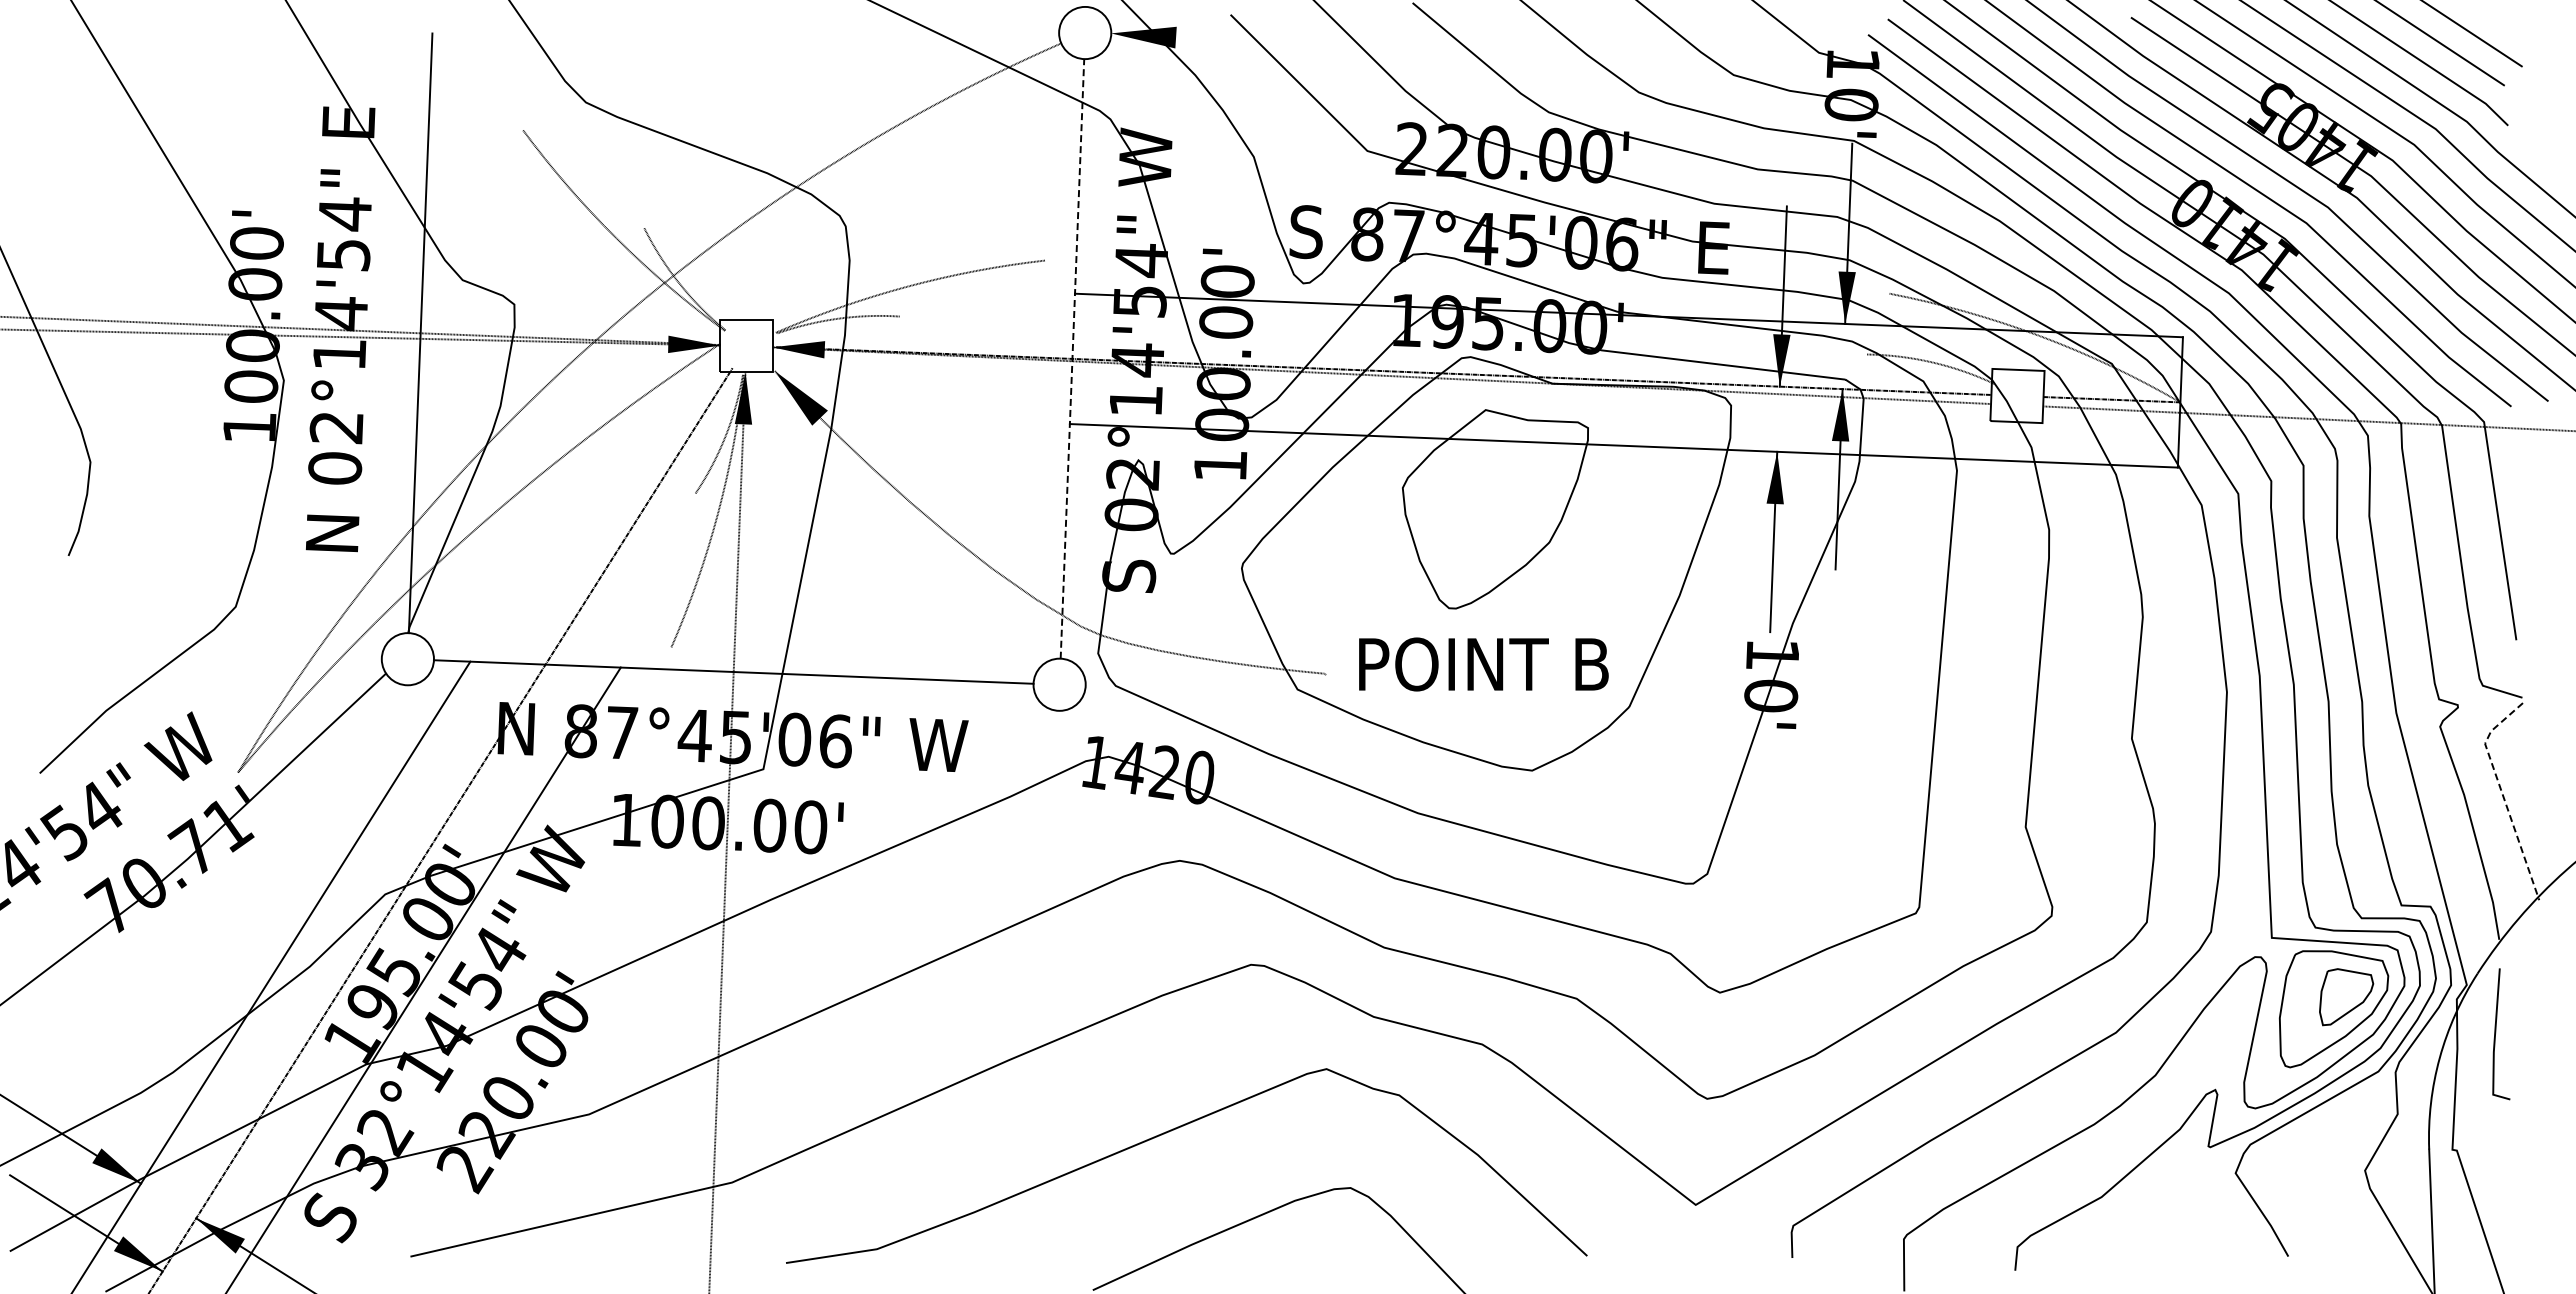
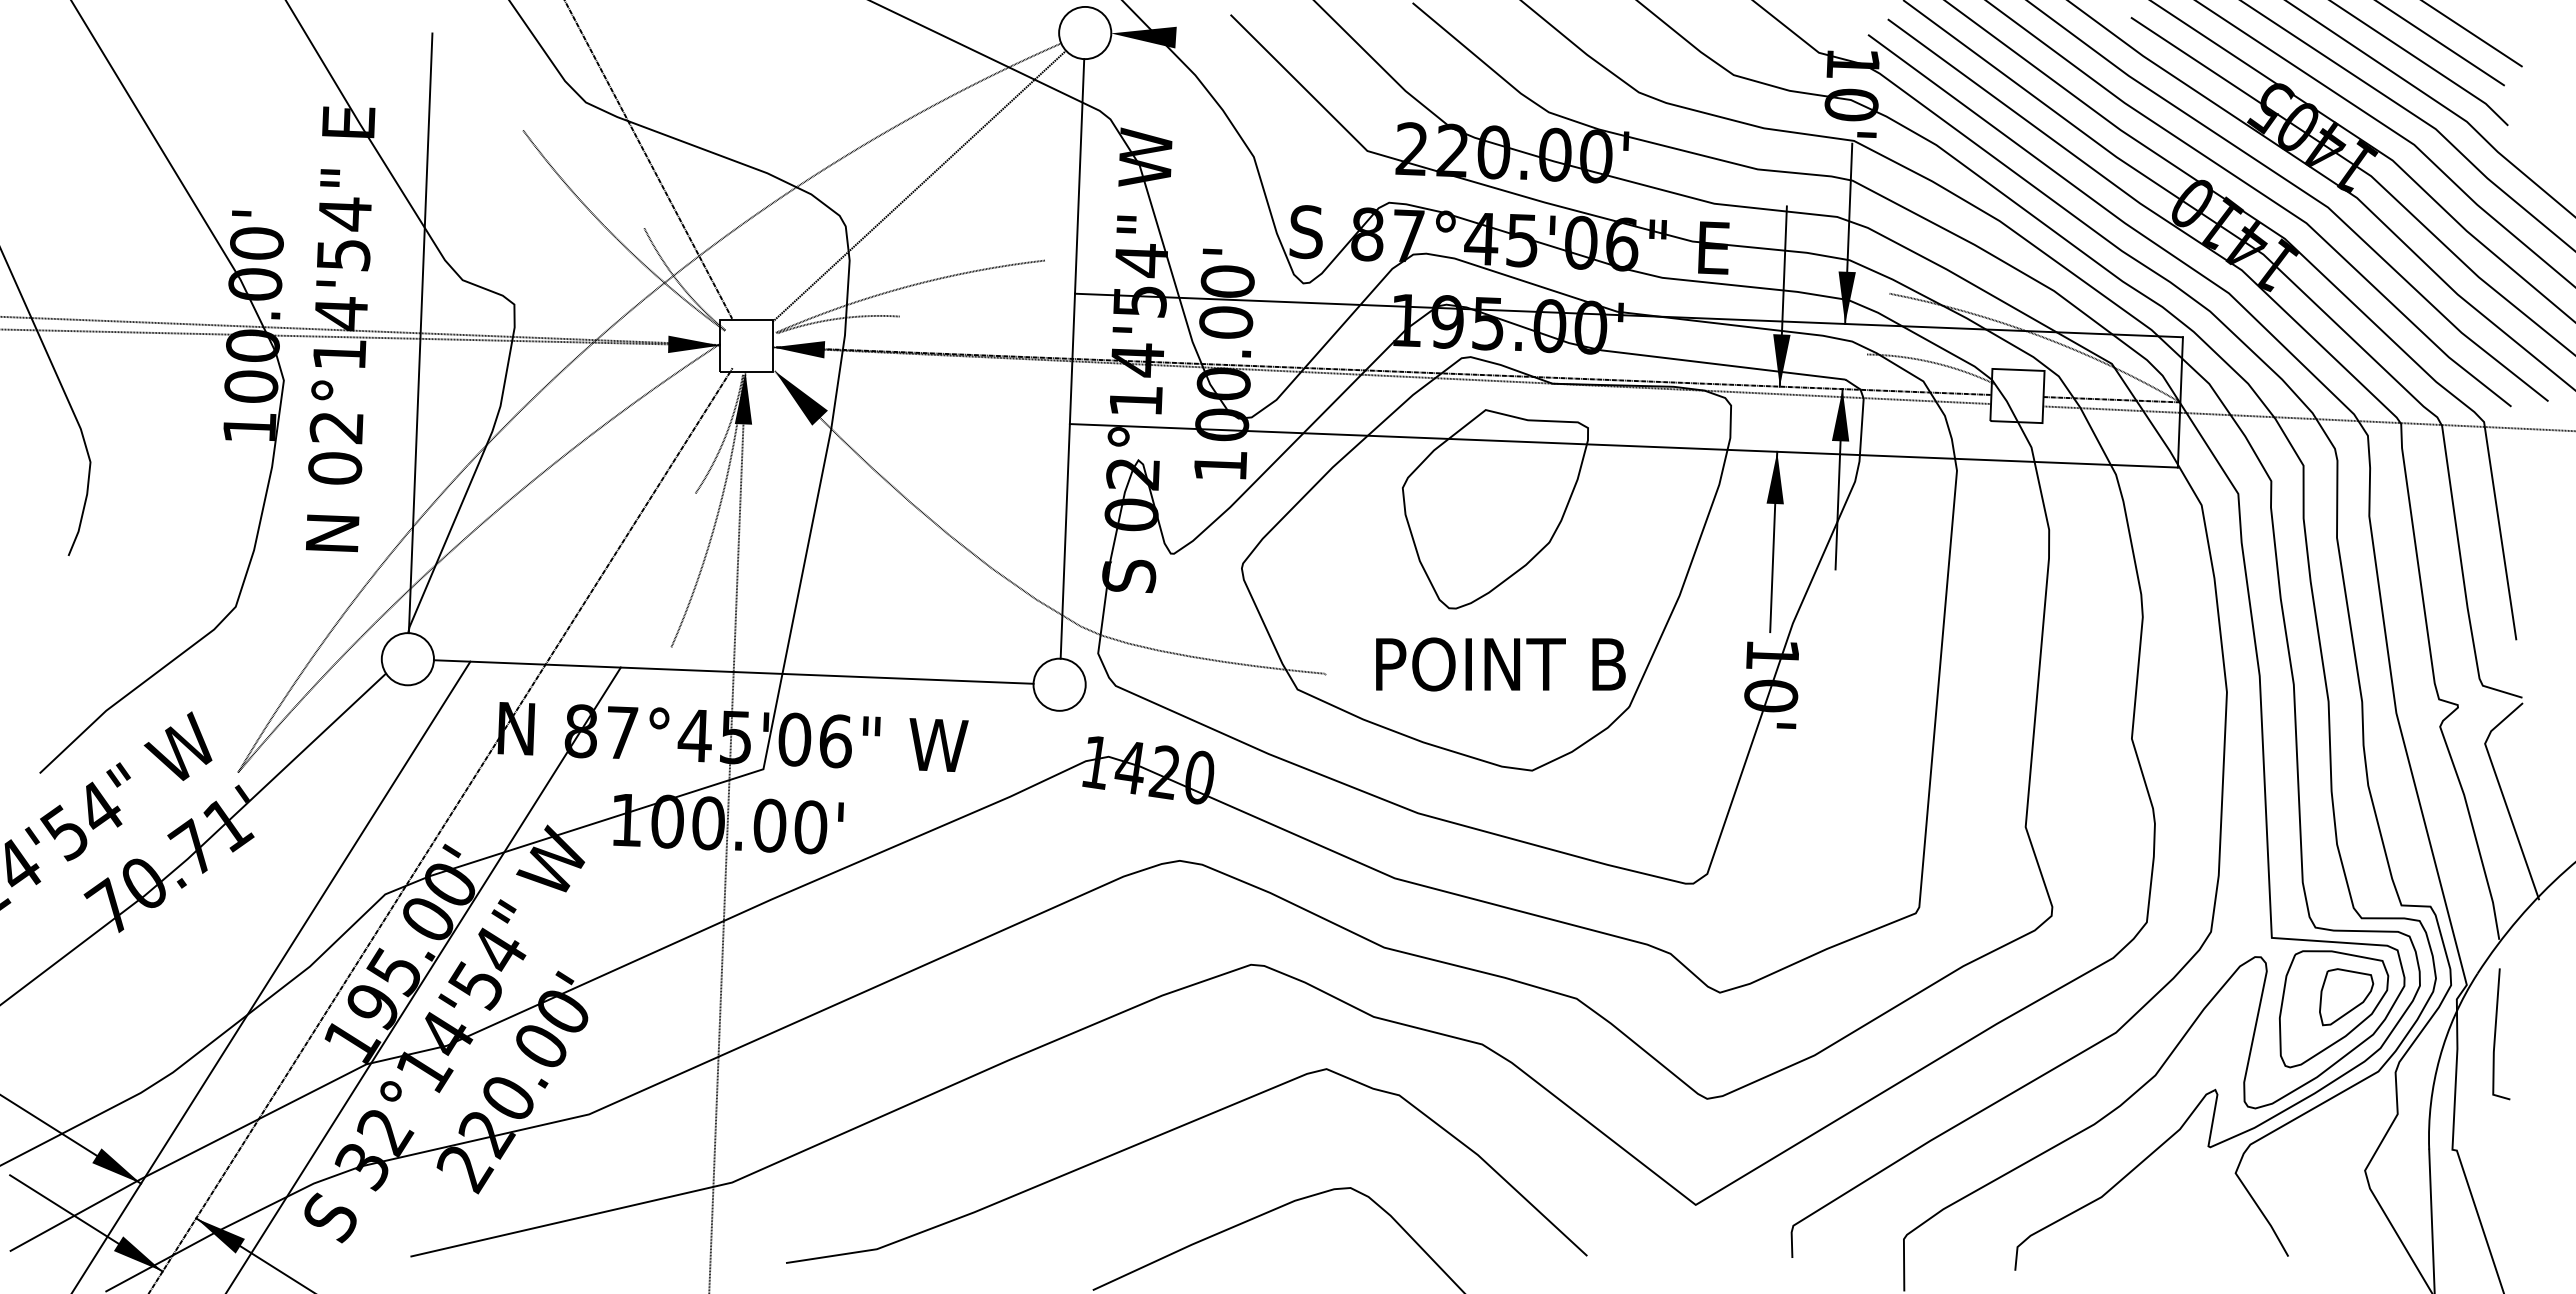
line: none -> present (648, 160)
line: none -> present (919, 185)
line: dashed -> solid (1072, 358)
text position: (1483, 664) -> (1500, 664) (1500, 664)
line: dashed -> solid (2502, 794)
